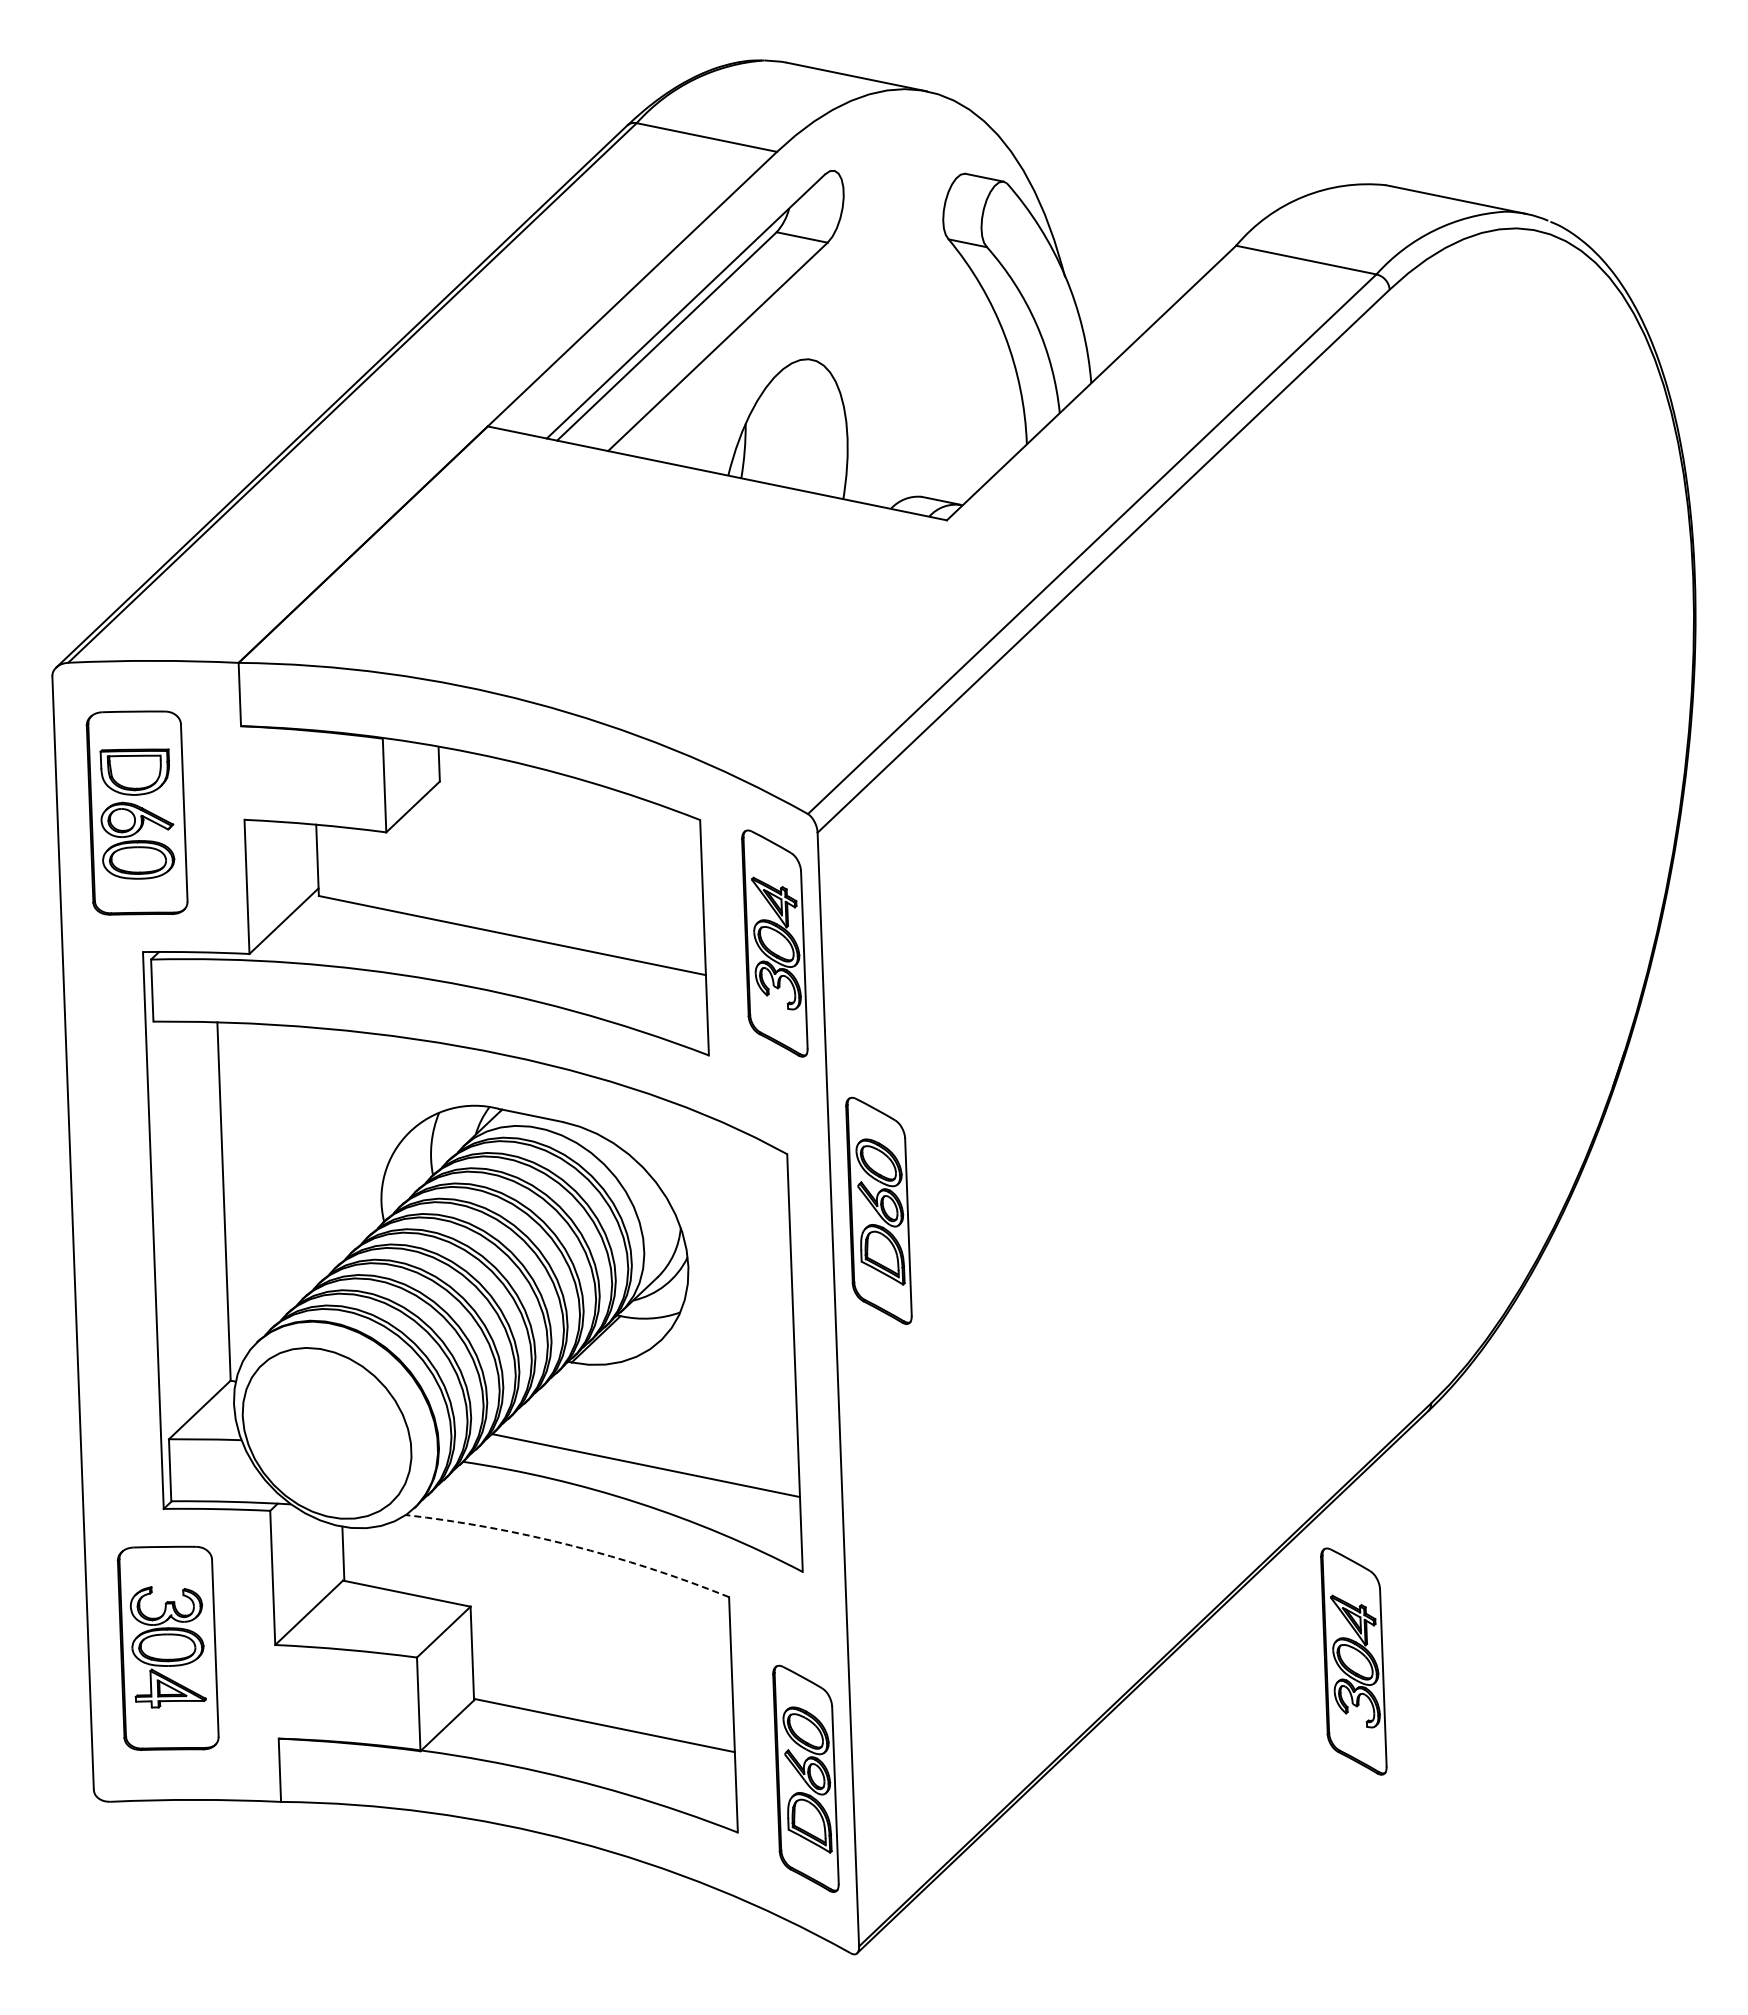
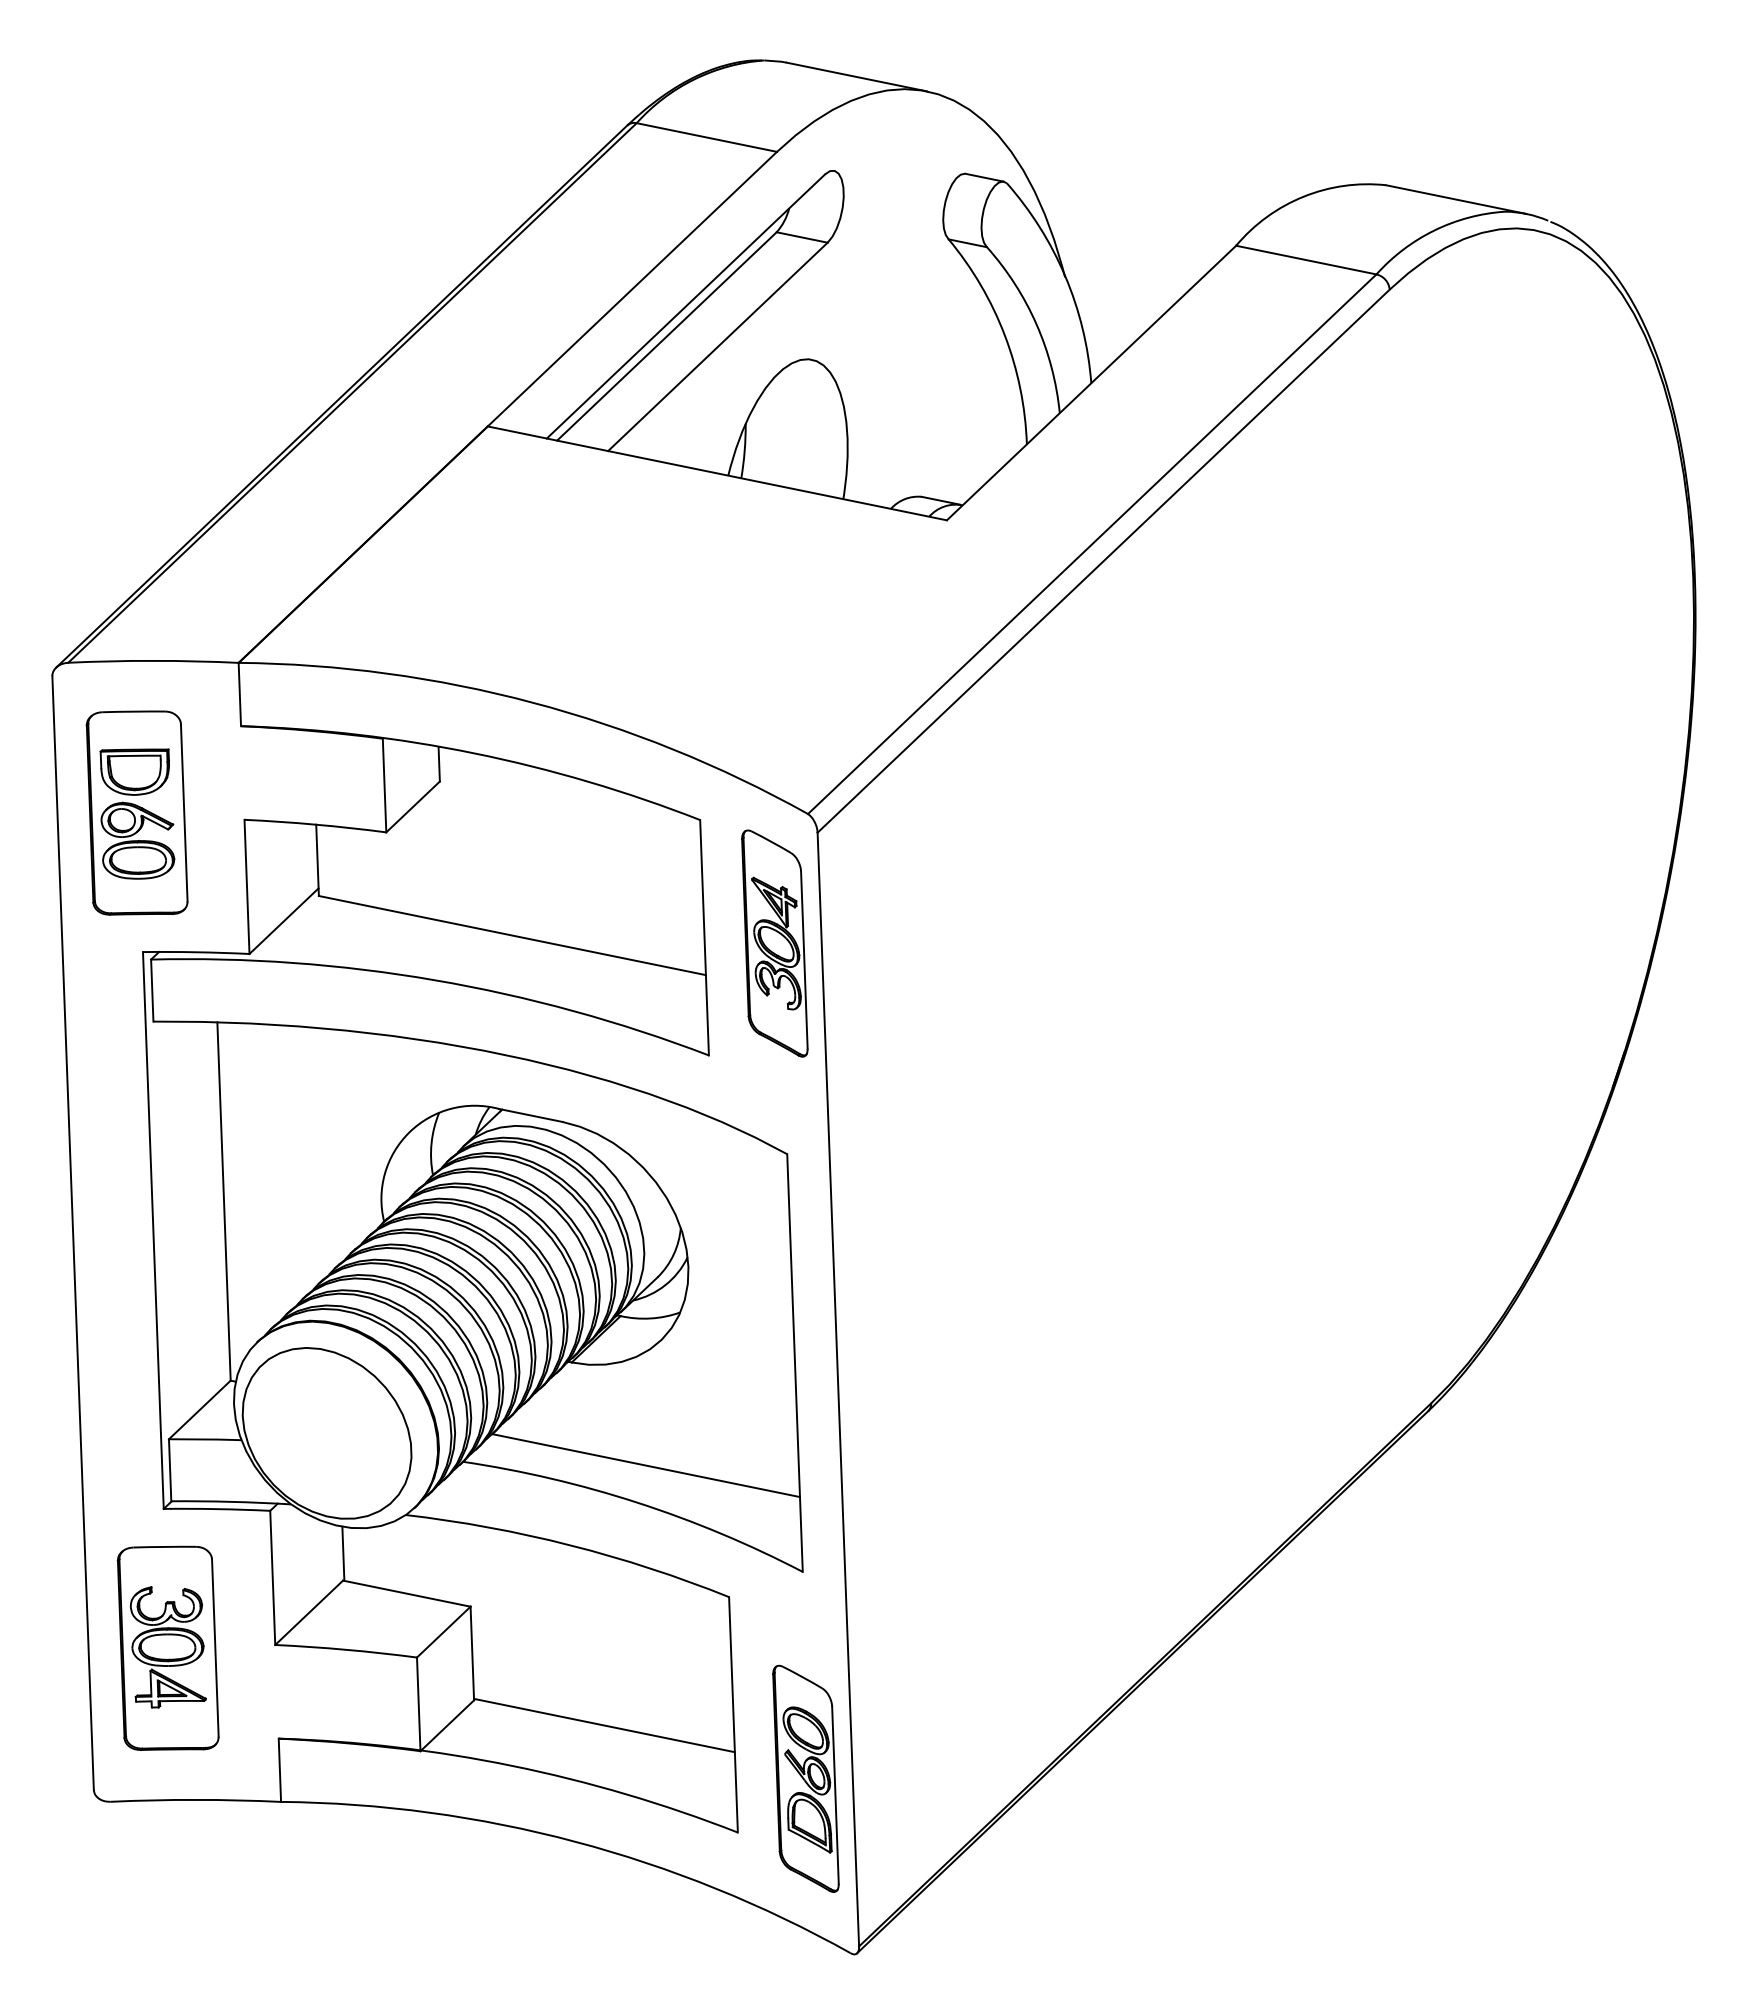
part: present -> none (878, 1210)
arc: dashed -> solid (570, 1545)
part: present -> none (1353, 1661)
